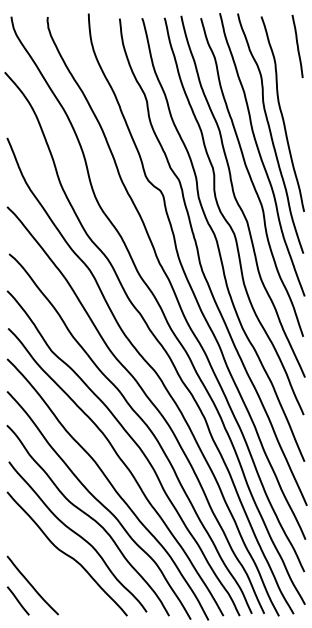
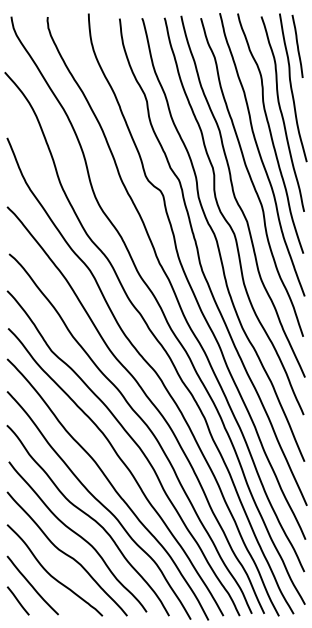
curve: none -> present (292, 87)
curve: none -> present (50, 573)
